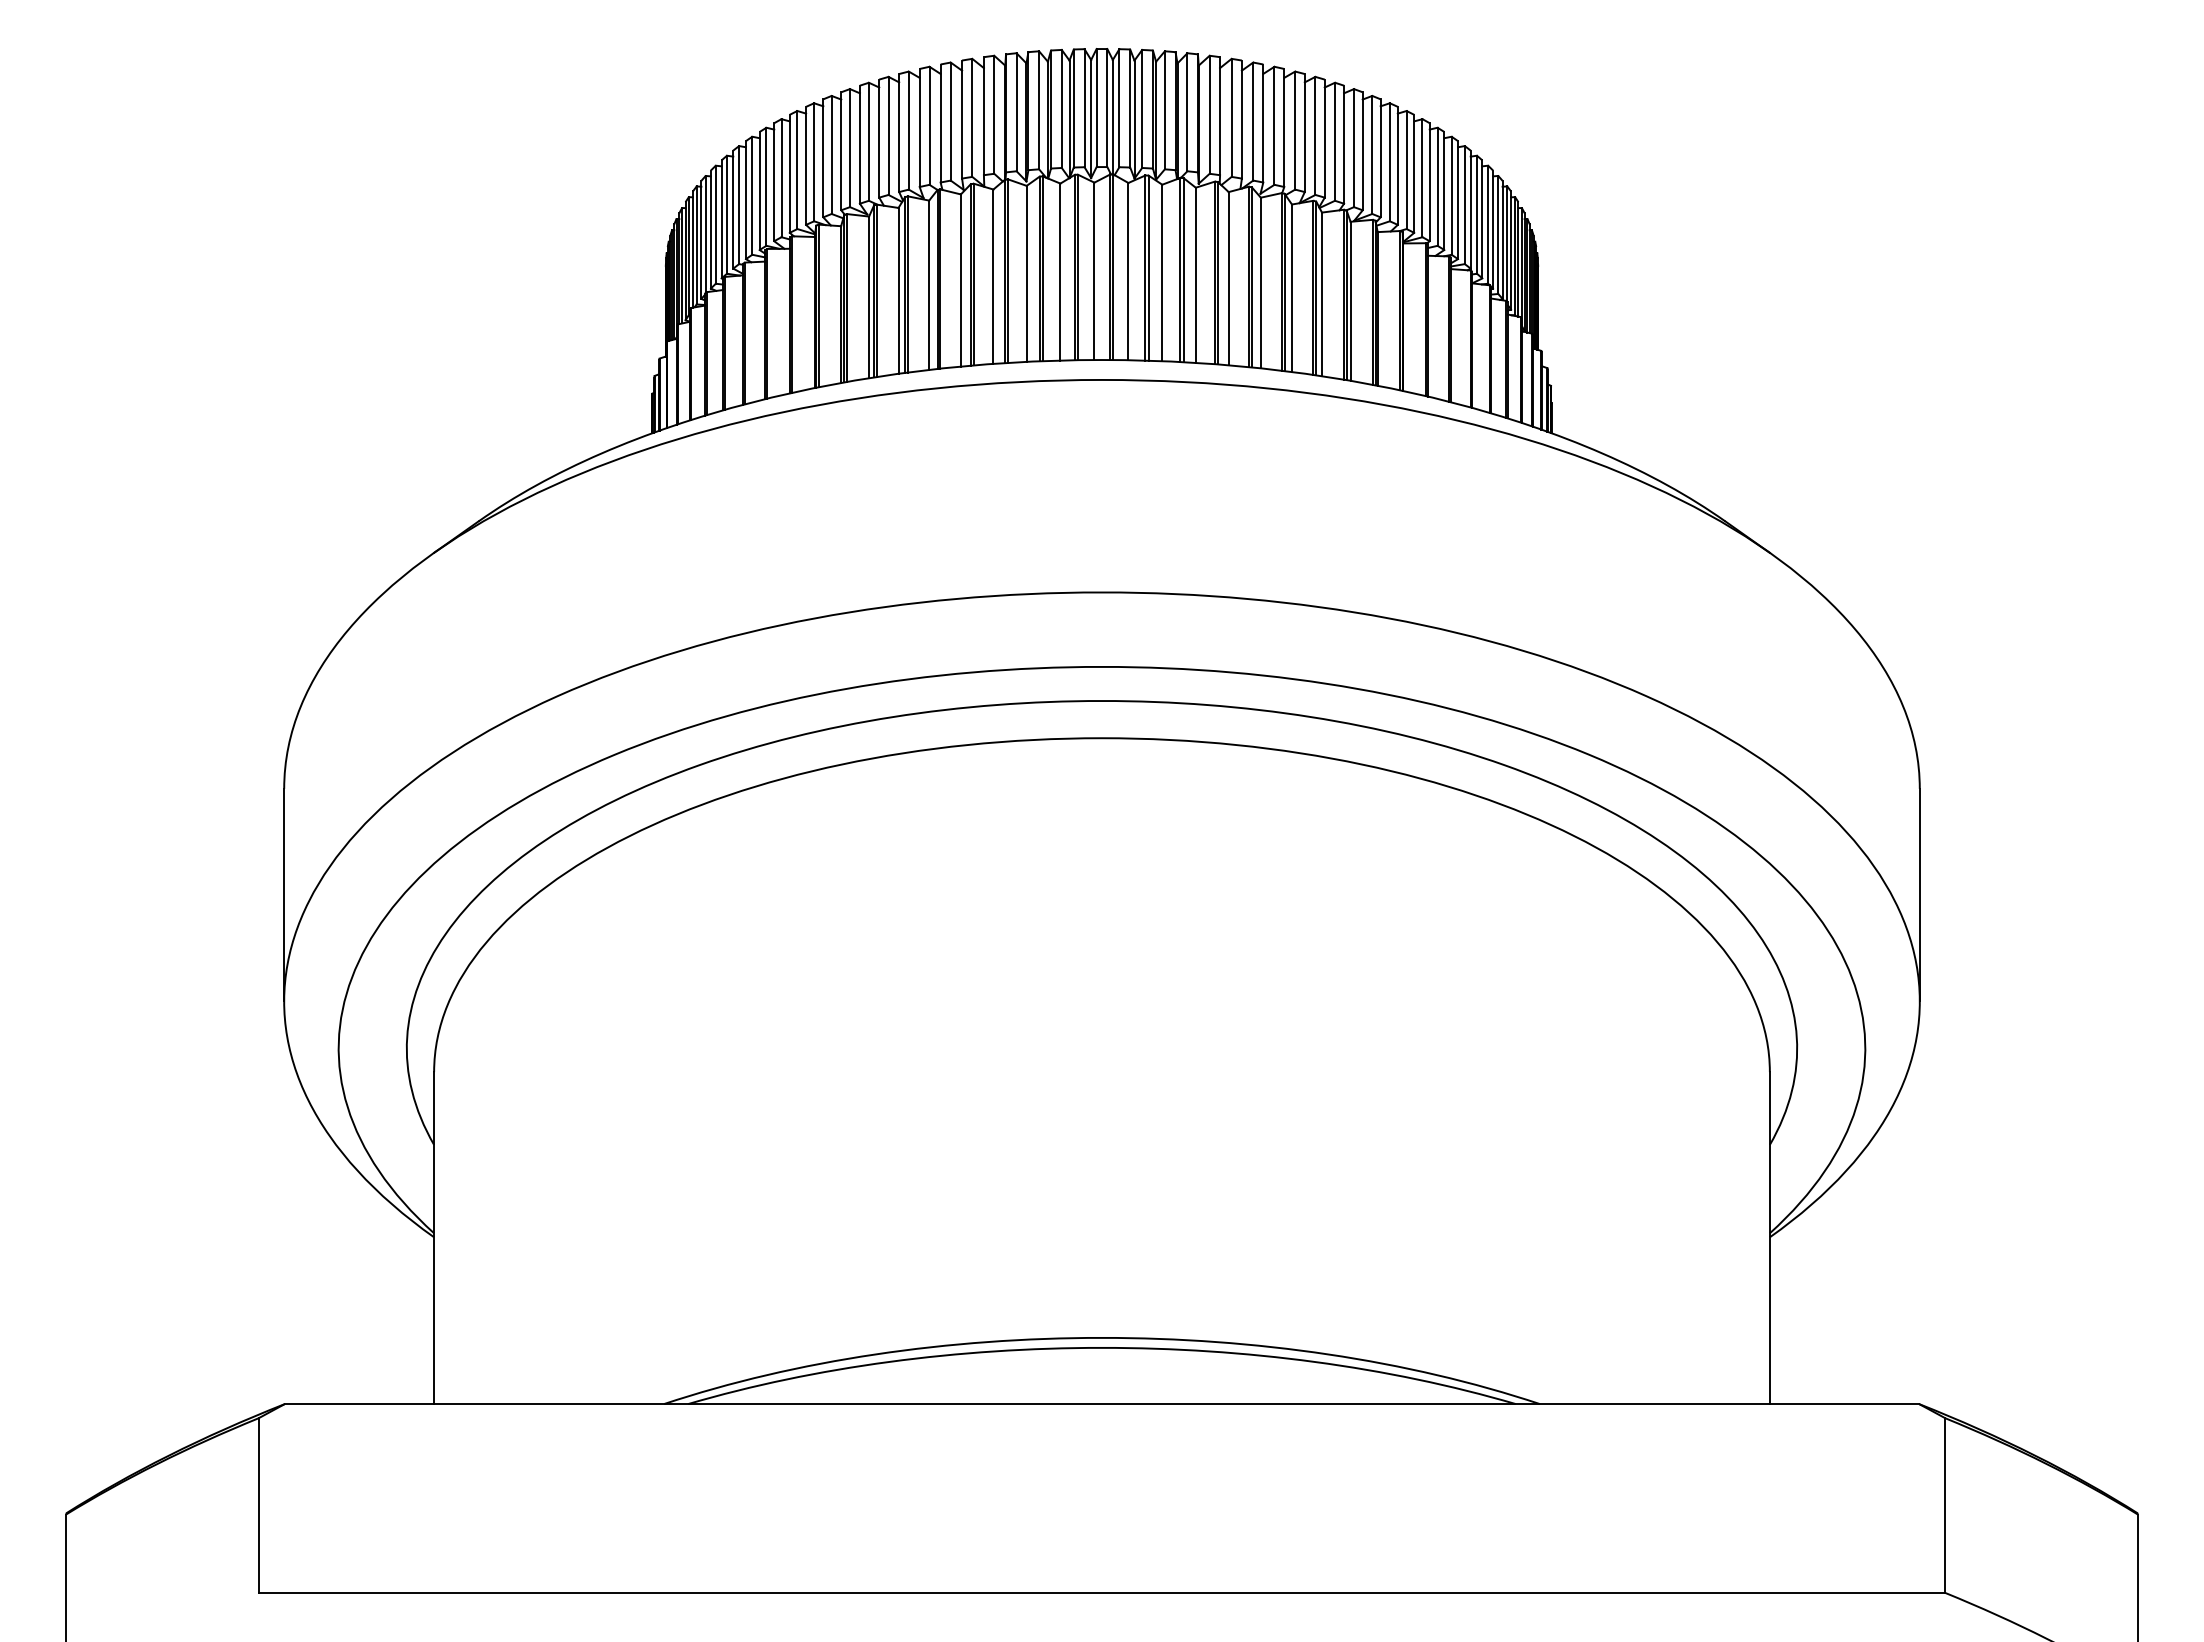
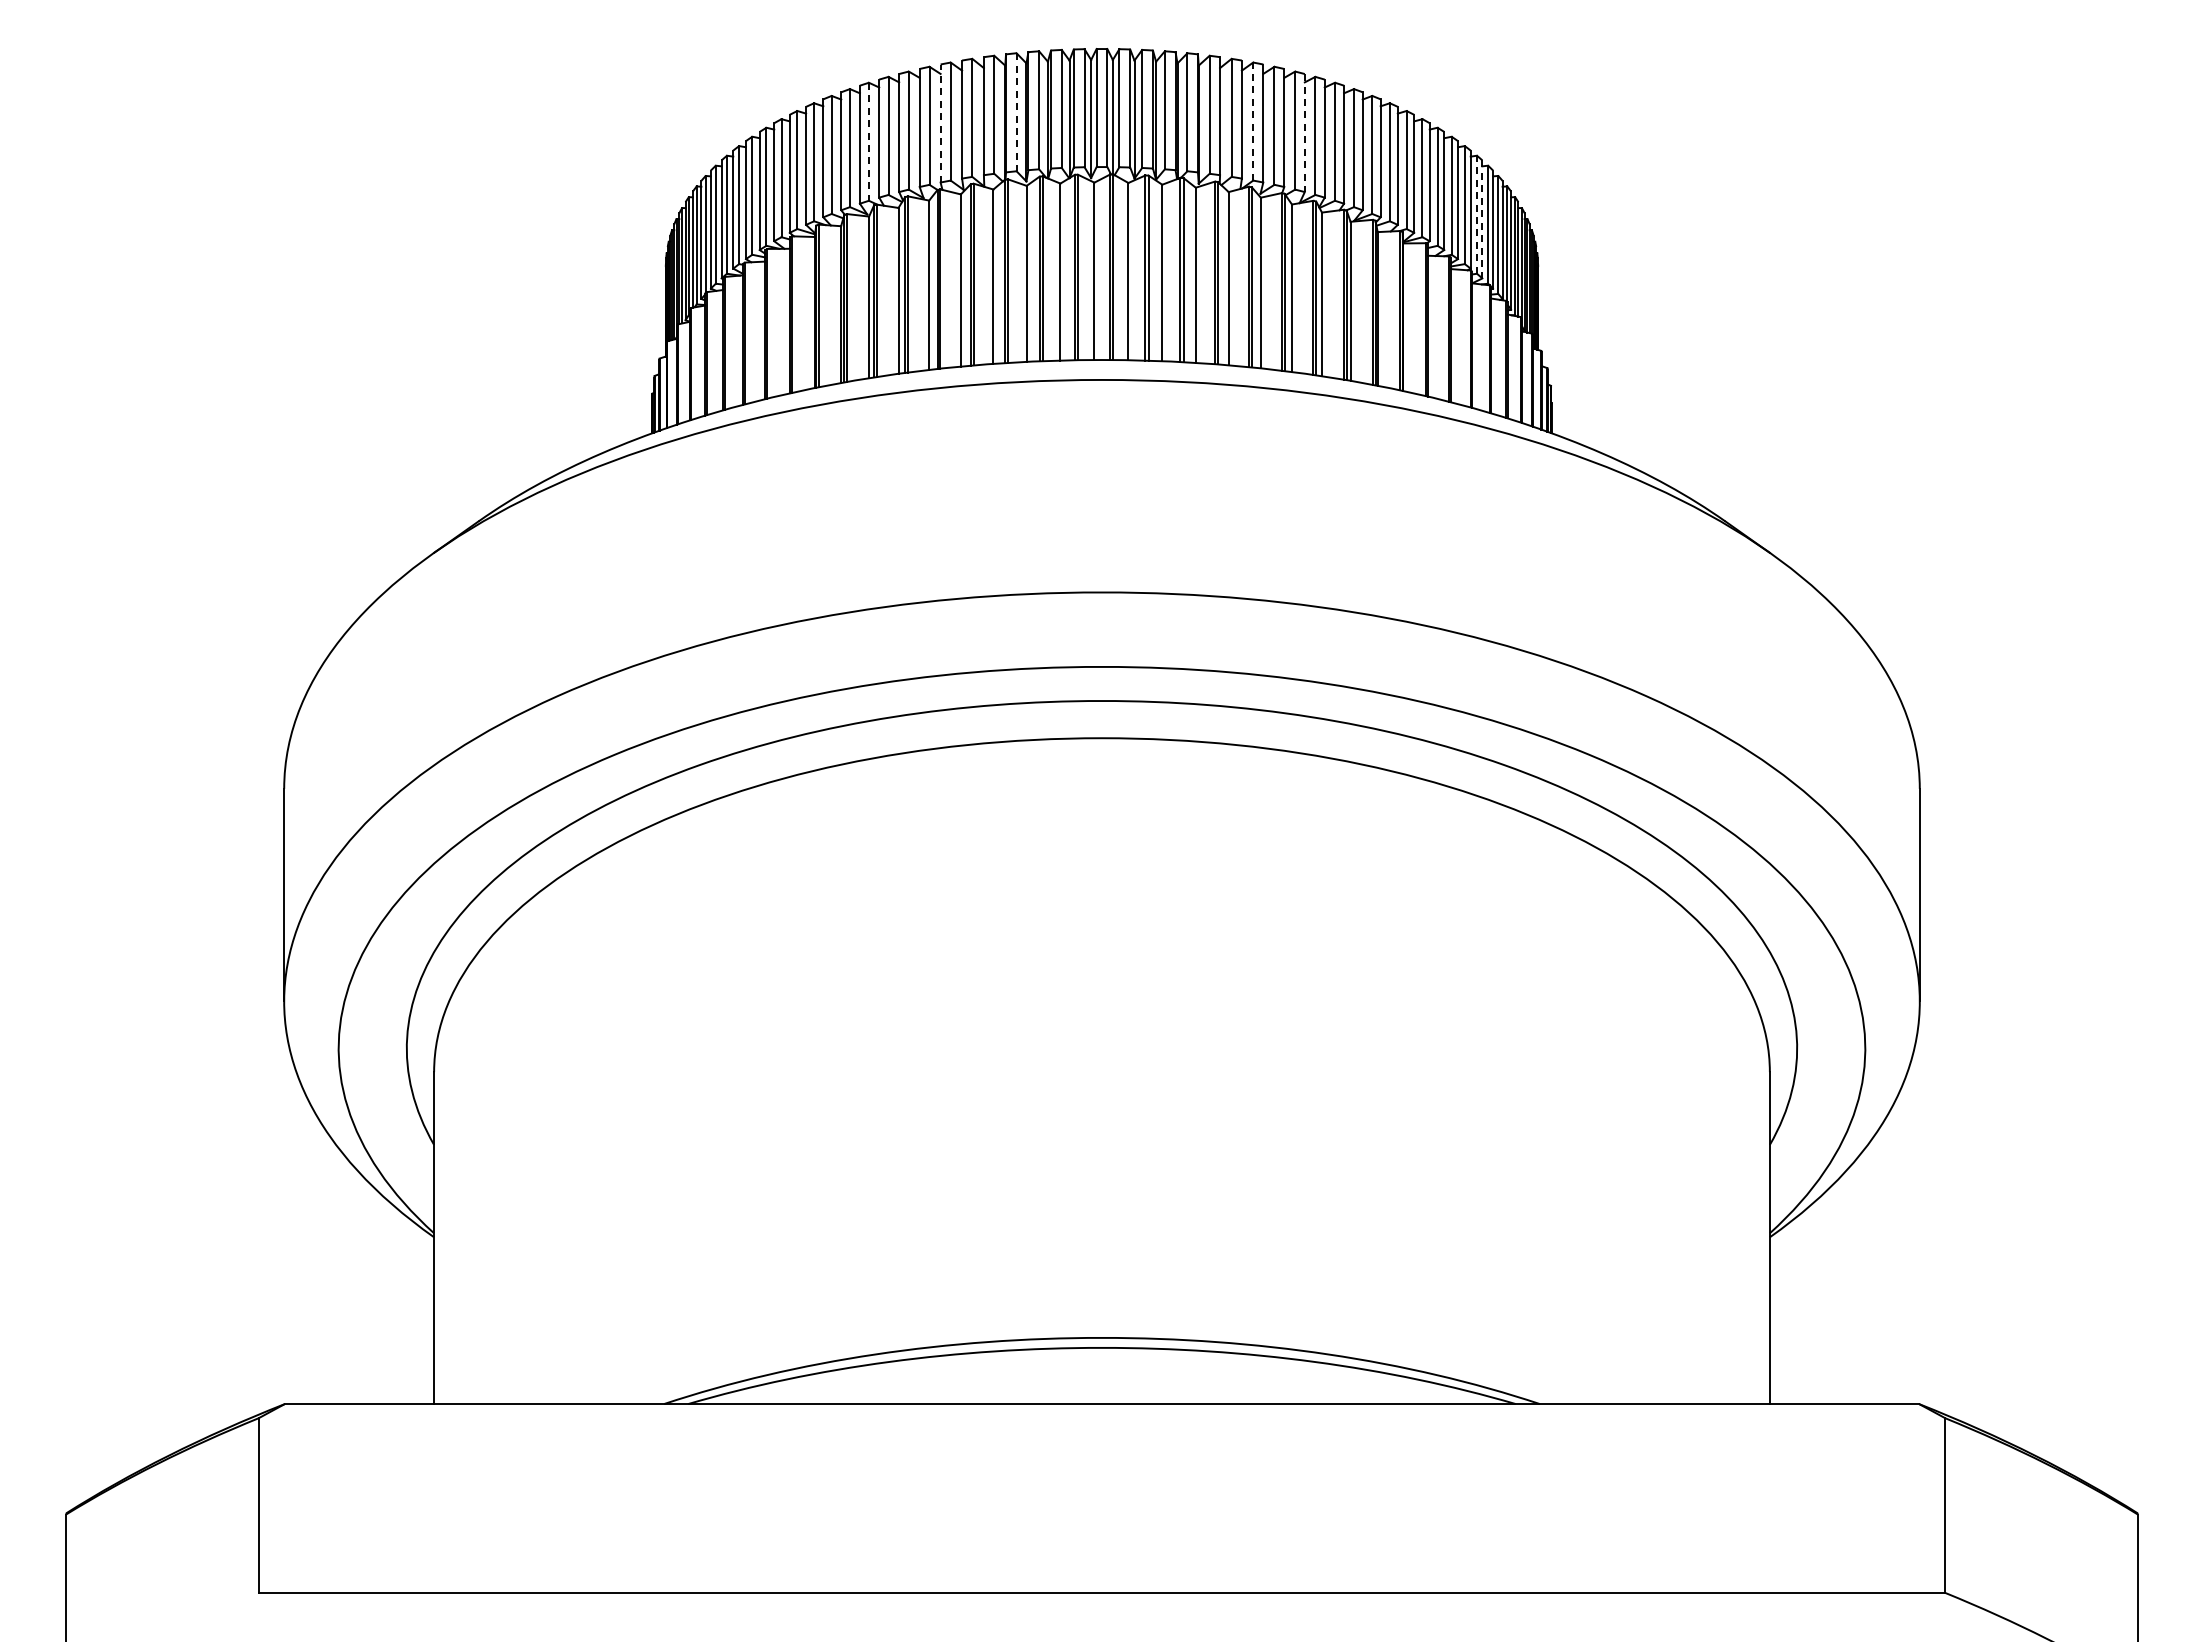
line: solid -> dashed (1016, 112)
line: solid -> dashed (1253, 121)
line: solid -> dashed (940, 123)
line: solid -> dashed (1304, 133)
line: solid -> dashed (868, 142)
line: solid -> dashed (1476, 214)
line: solid -> dashed (1482, 219)
